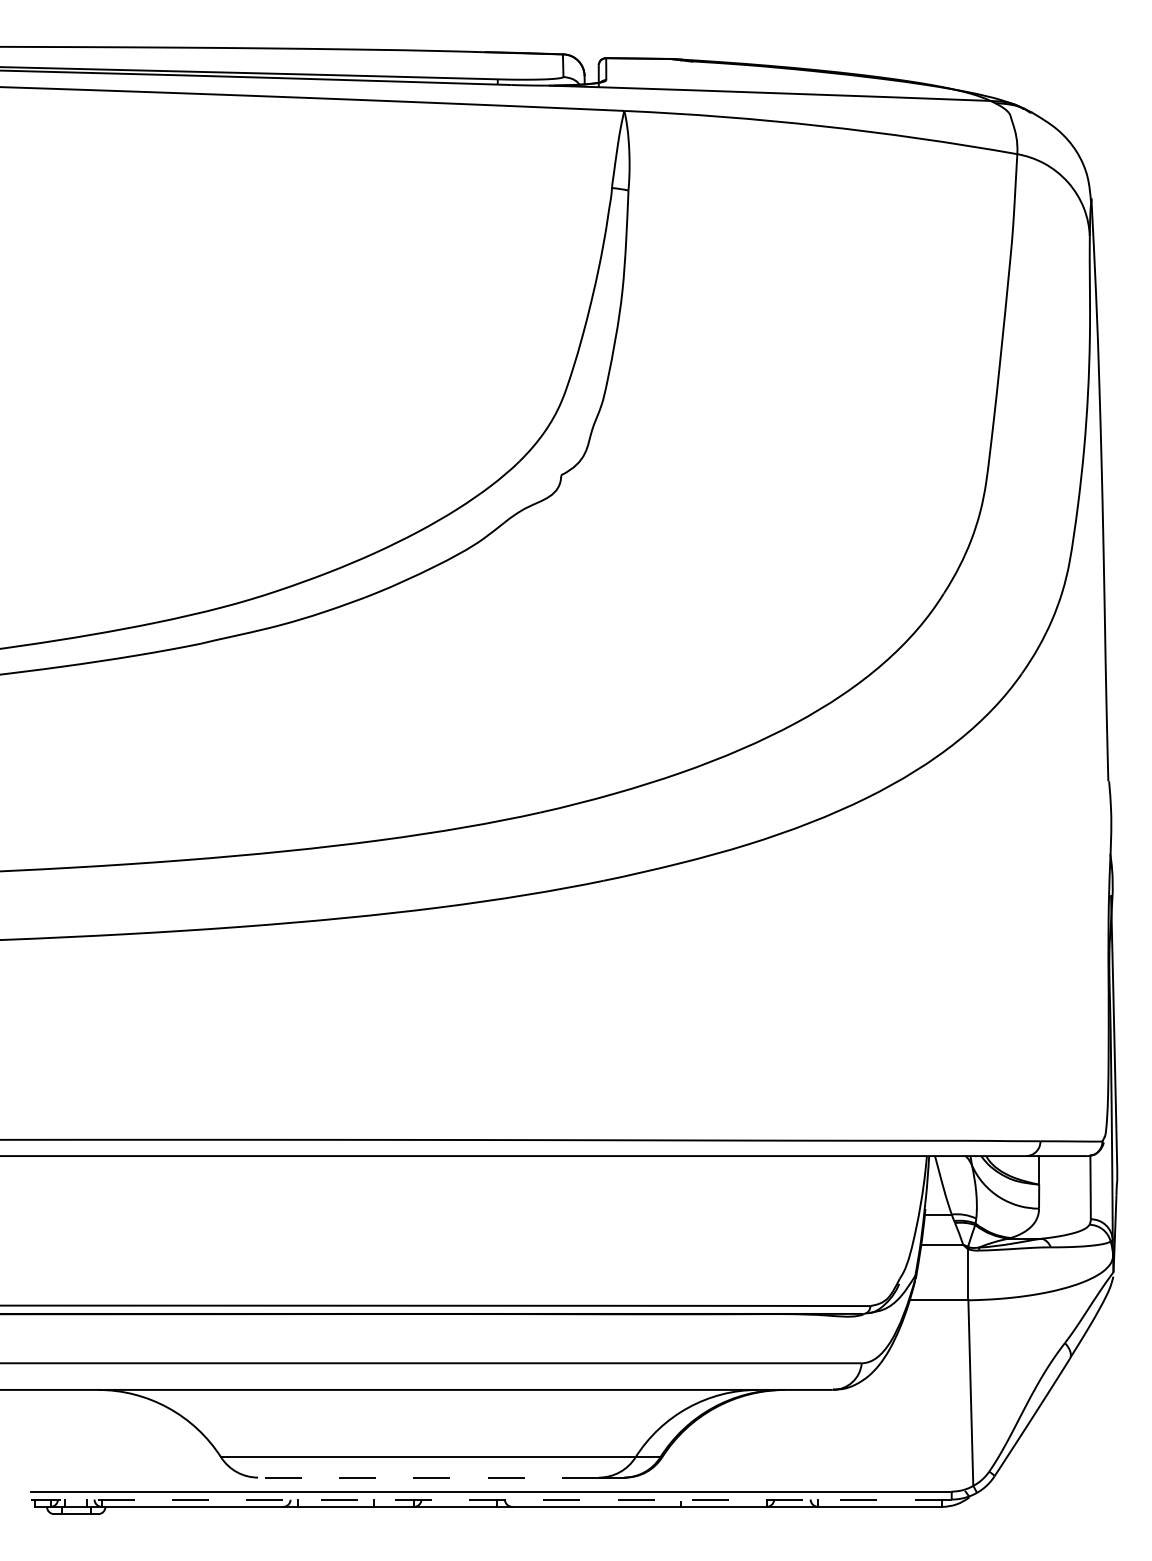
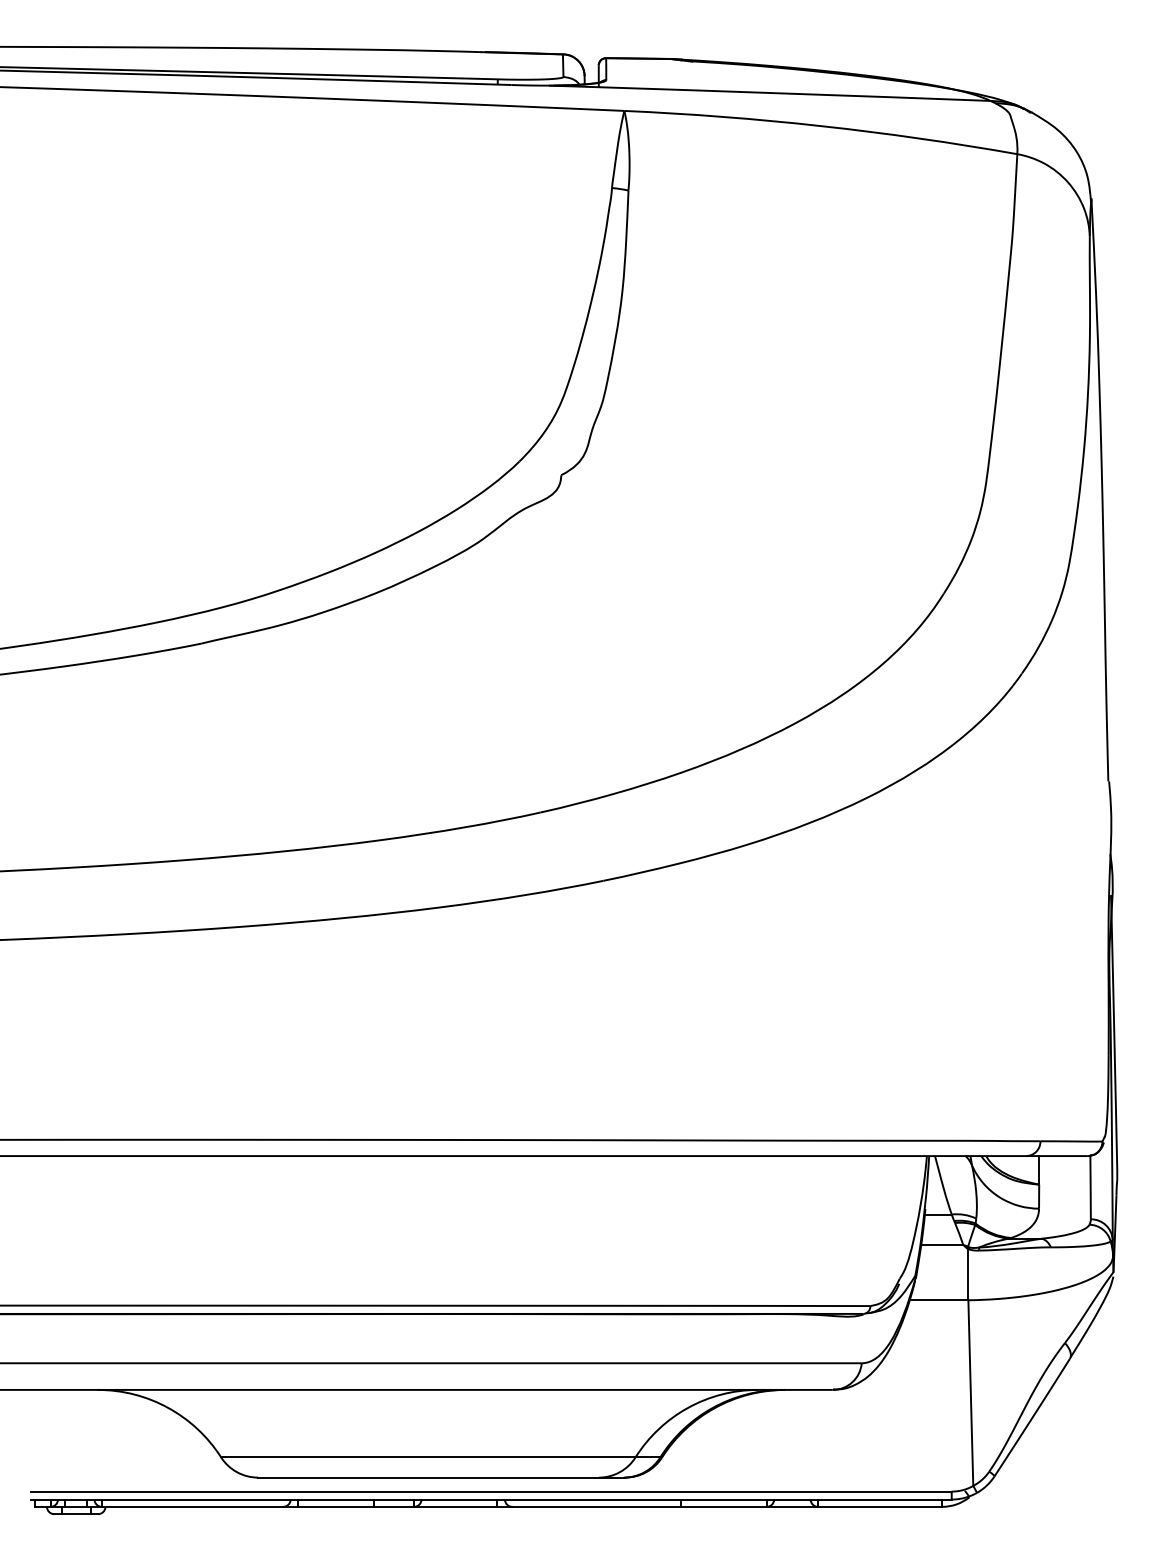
line: dashed -> solid (428, 1477)
line: dashed -> solid (490, 1499)
